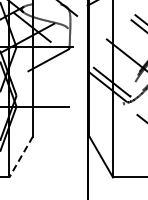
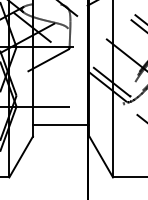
line: none -> present (60, 124)
line: dashed -> solid (21, 156)
